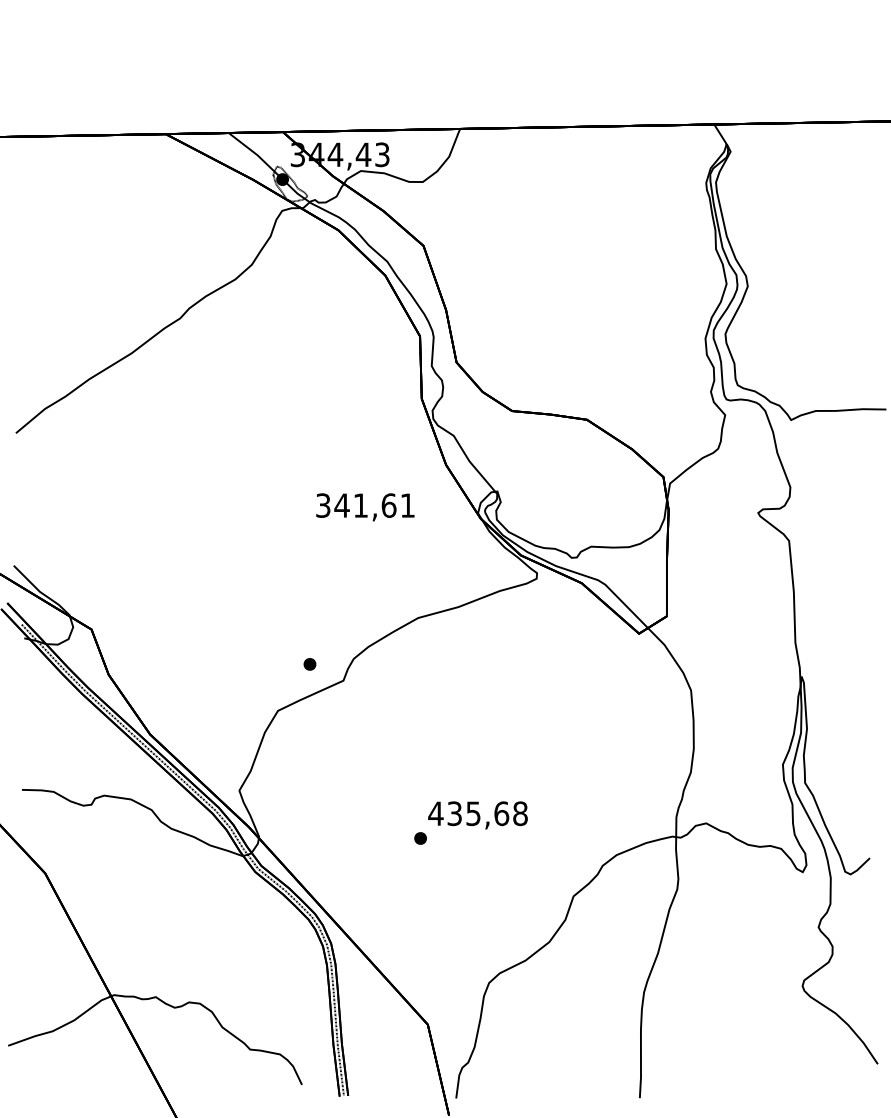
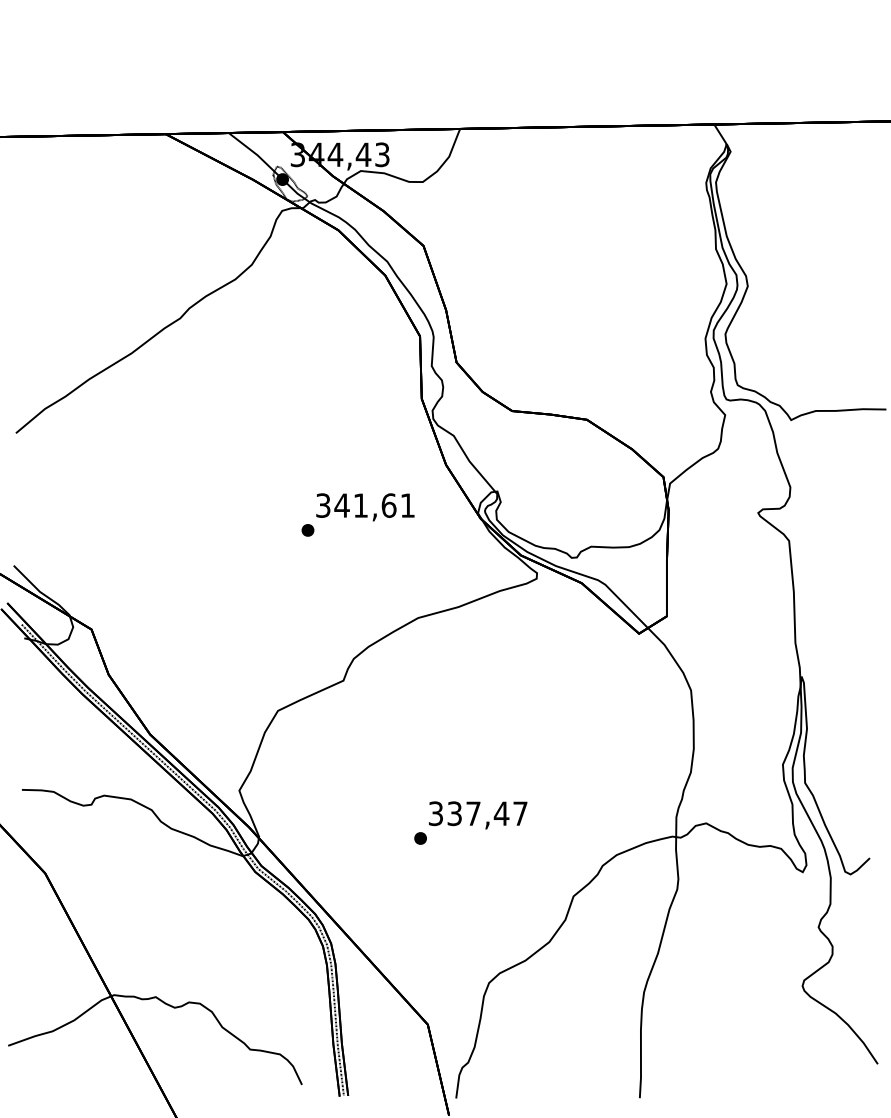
part position: (309, 664) -> (307, 530) (307, 530)
text: 435,68 -> 337,47 (477, 813)
